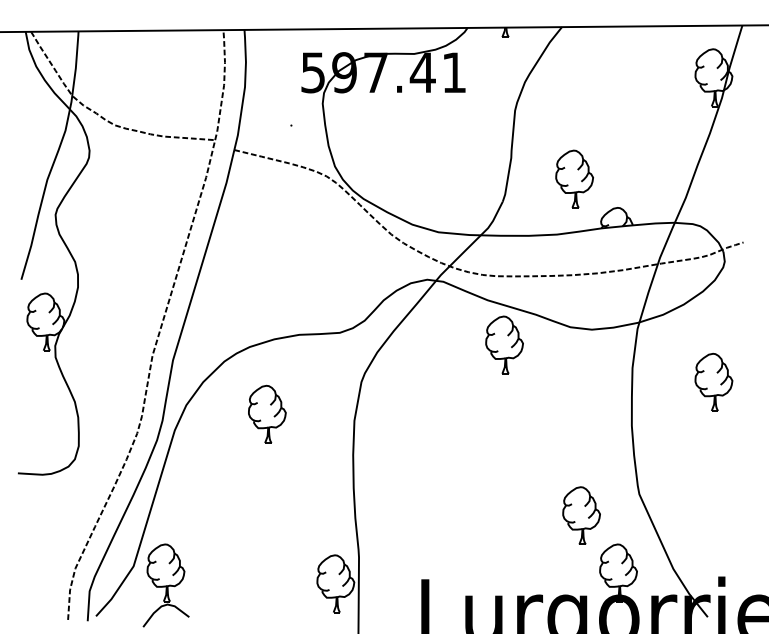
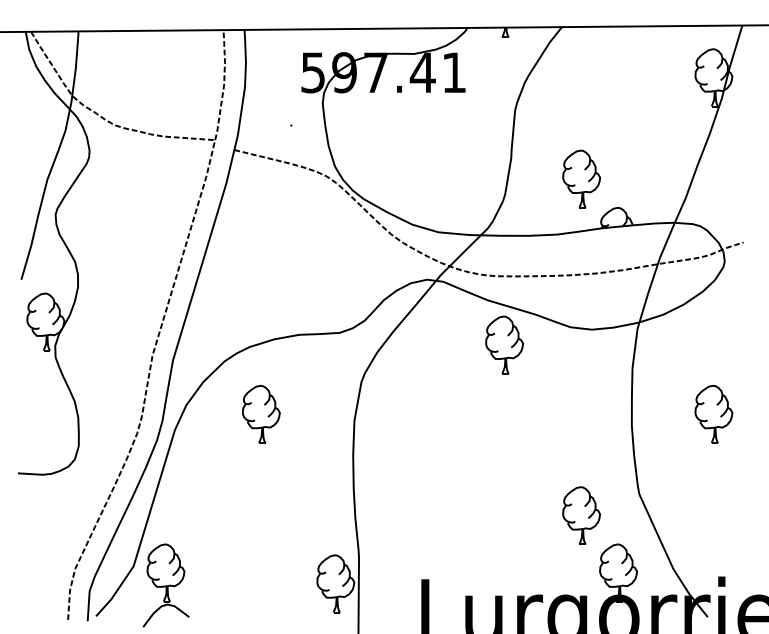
part position: (574, 178) -> (581, 178) (581, 178)
part position: (713, 381) -> (713, 413) (713, 413)
part position: (267, 413) -> (261, 413) (261, 413)
